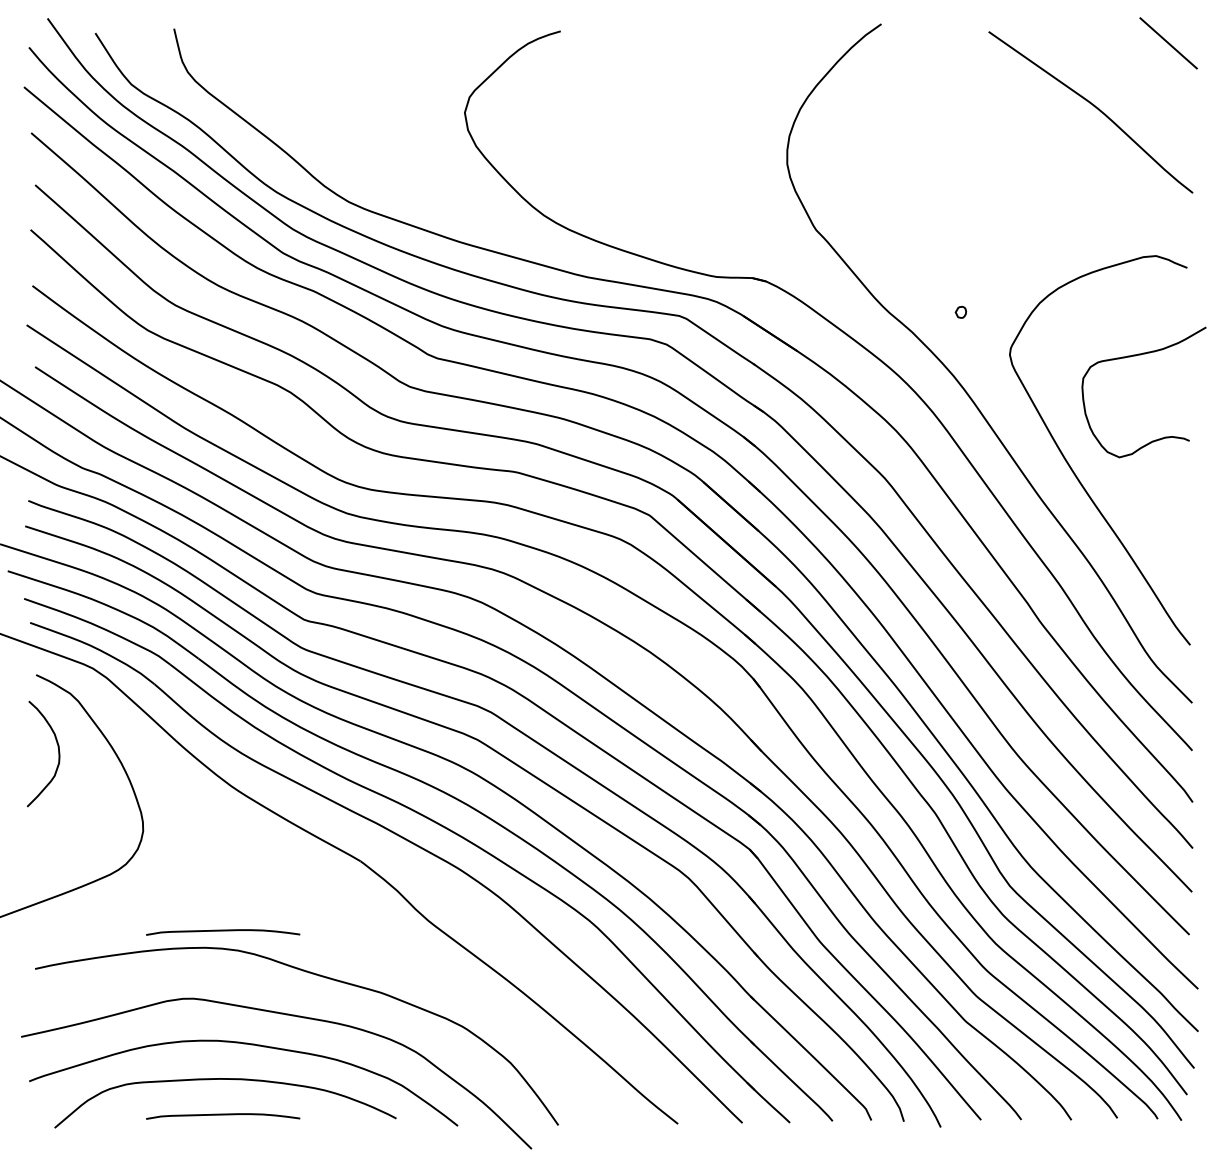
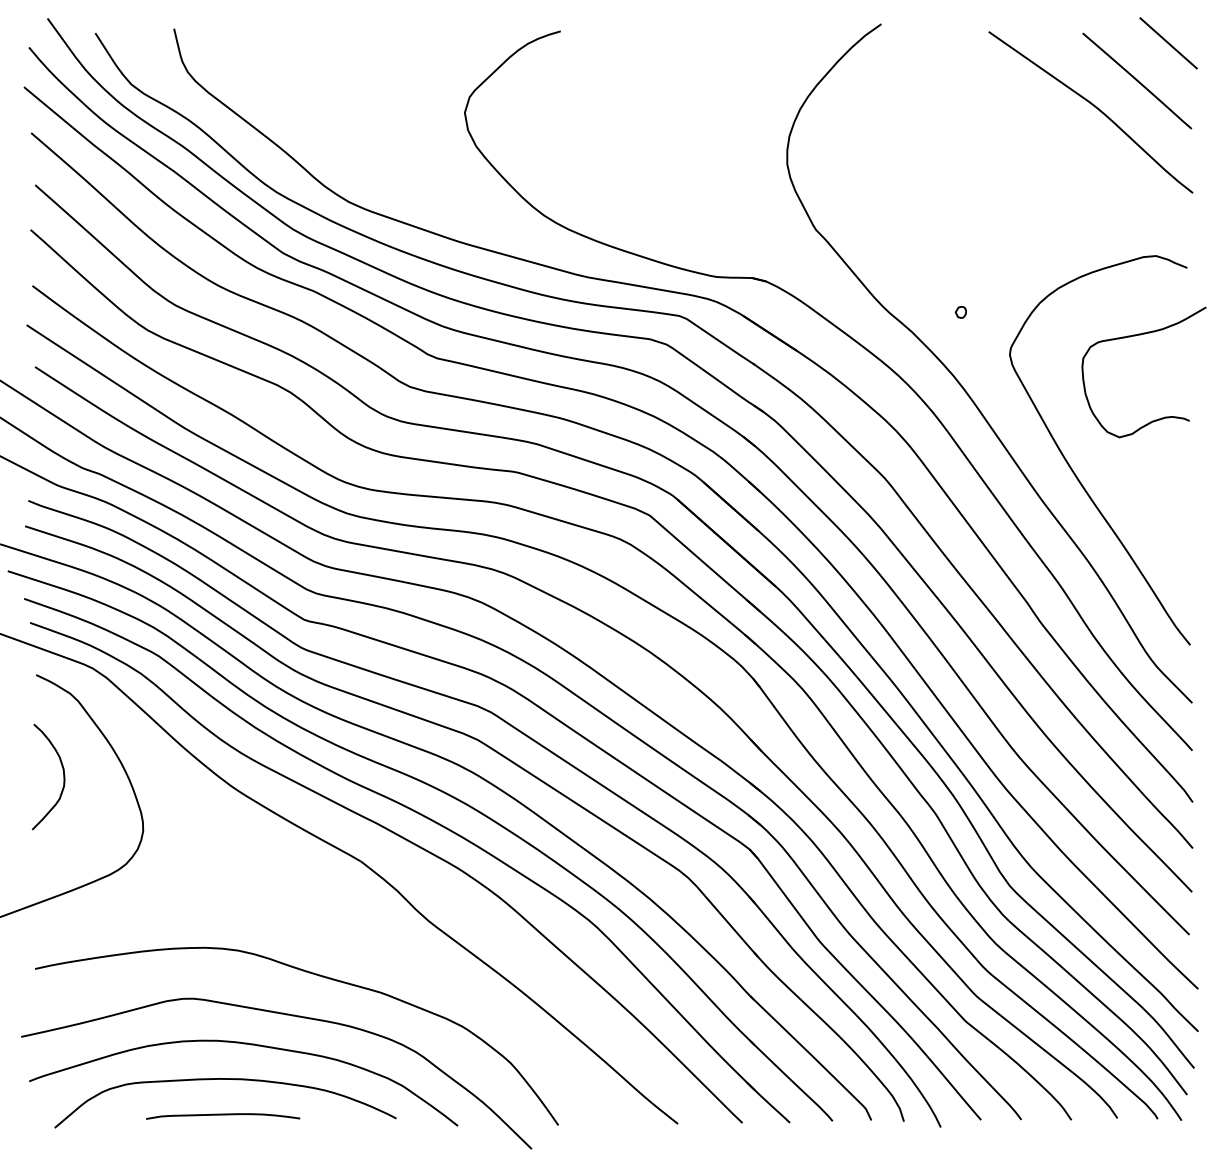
line: none -> present (1137, 80)
curve position: (1135, 356) -> (1135, 336) (1135, 336)
curve position: (58, 753) -> (63, 776) (63, 776)
curve: present -> none (223, 931)
